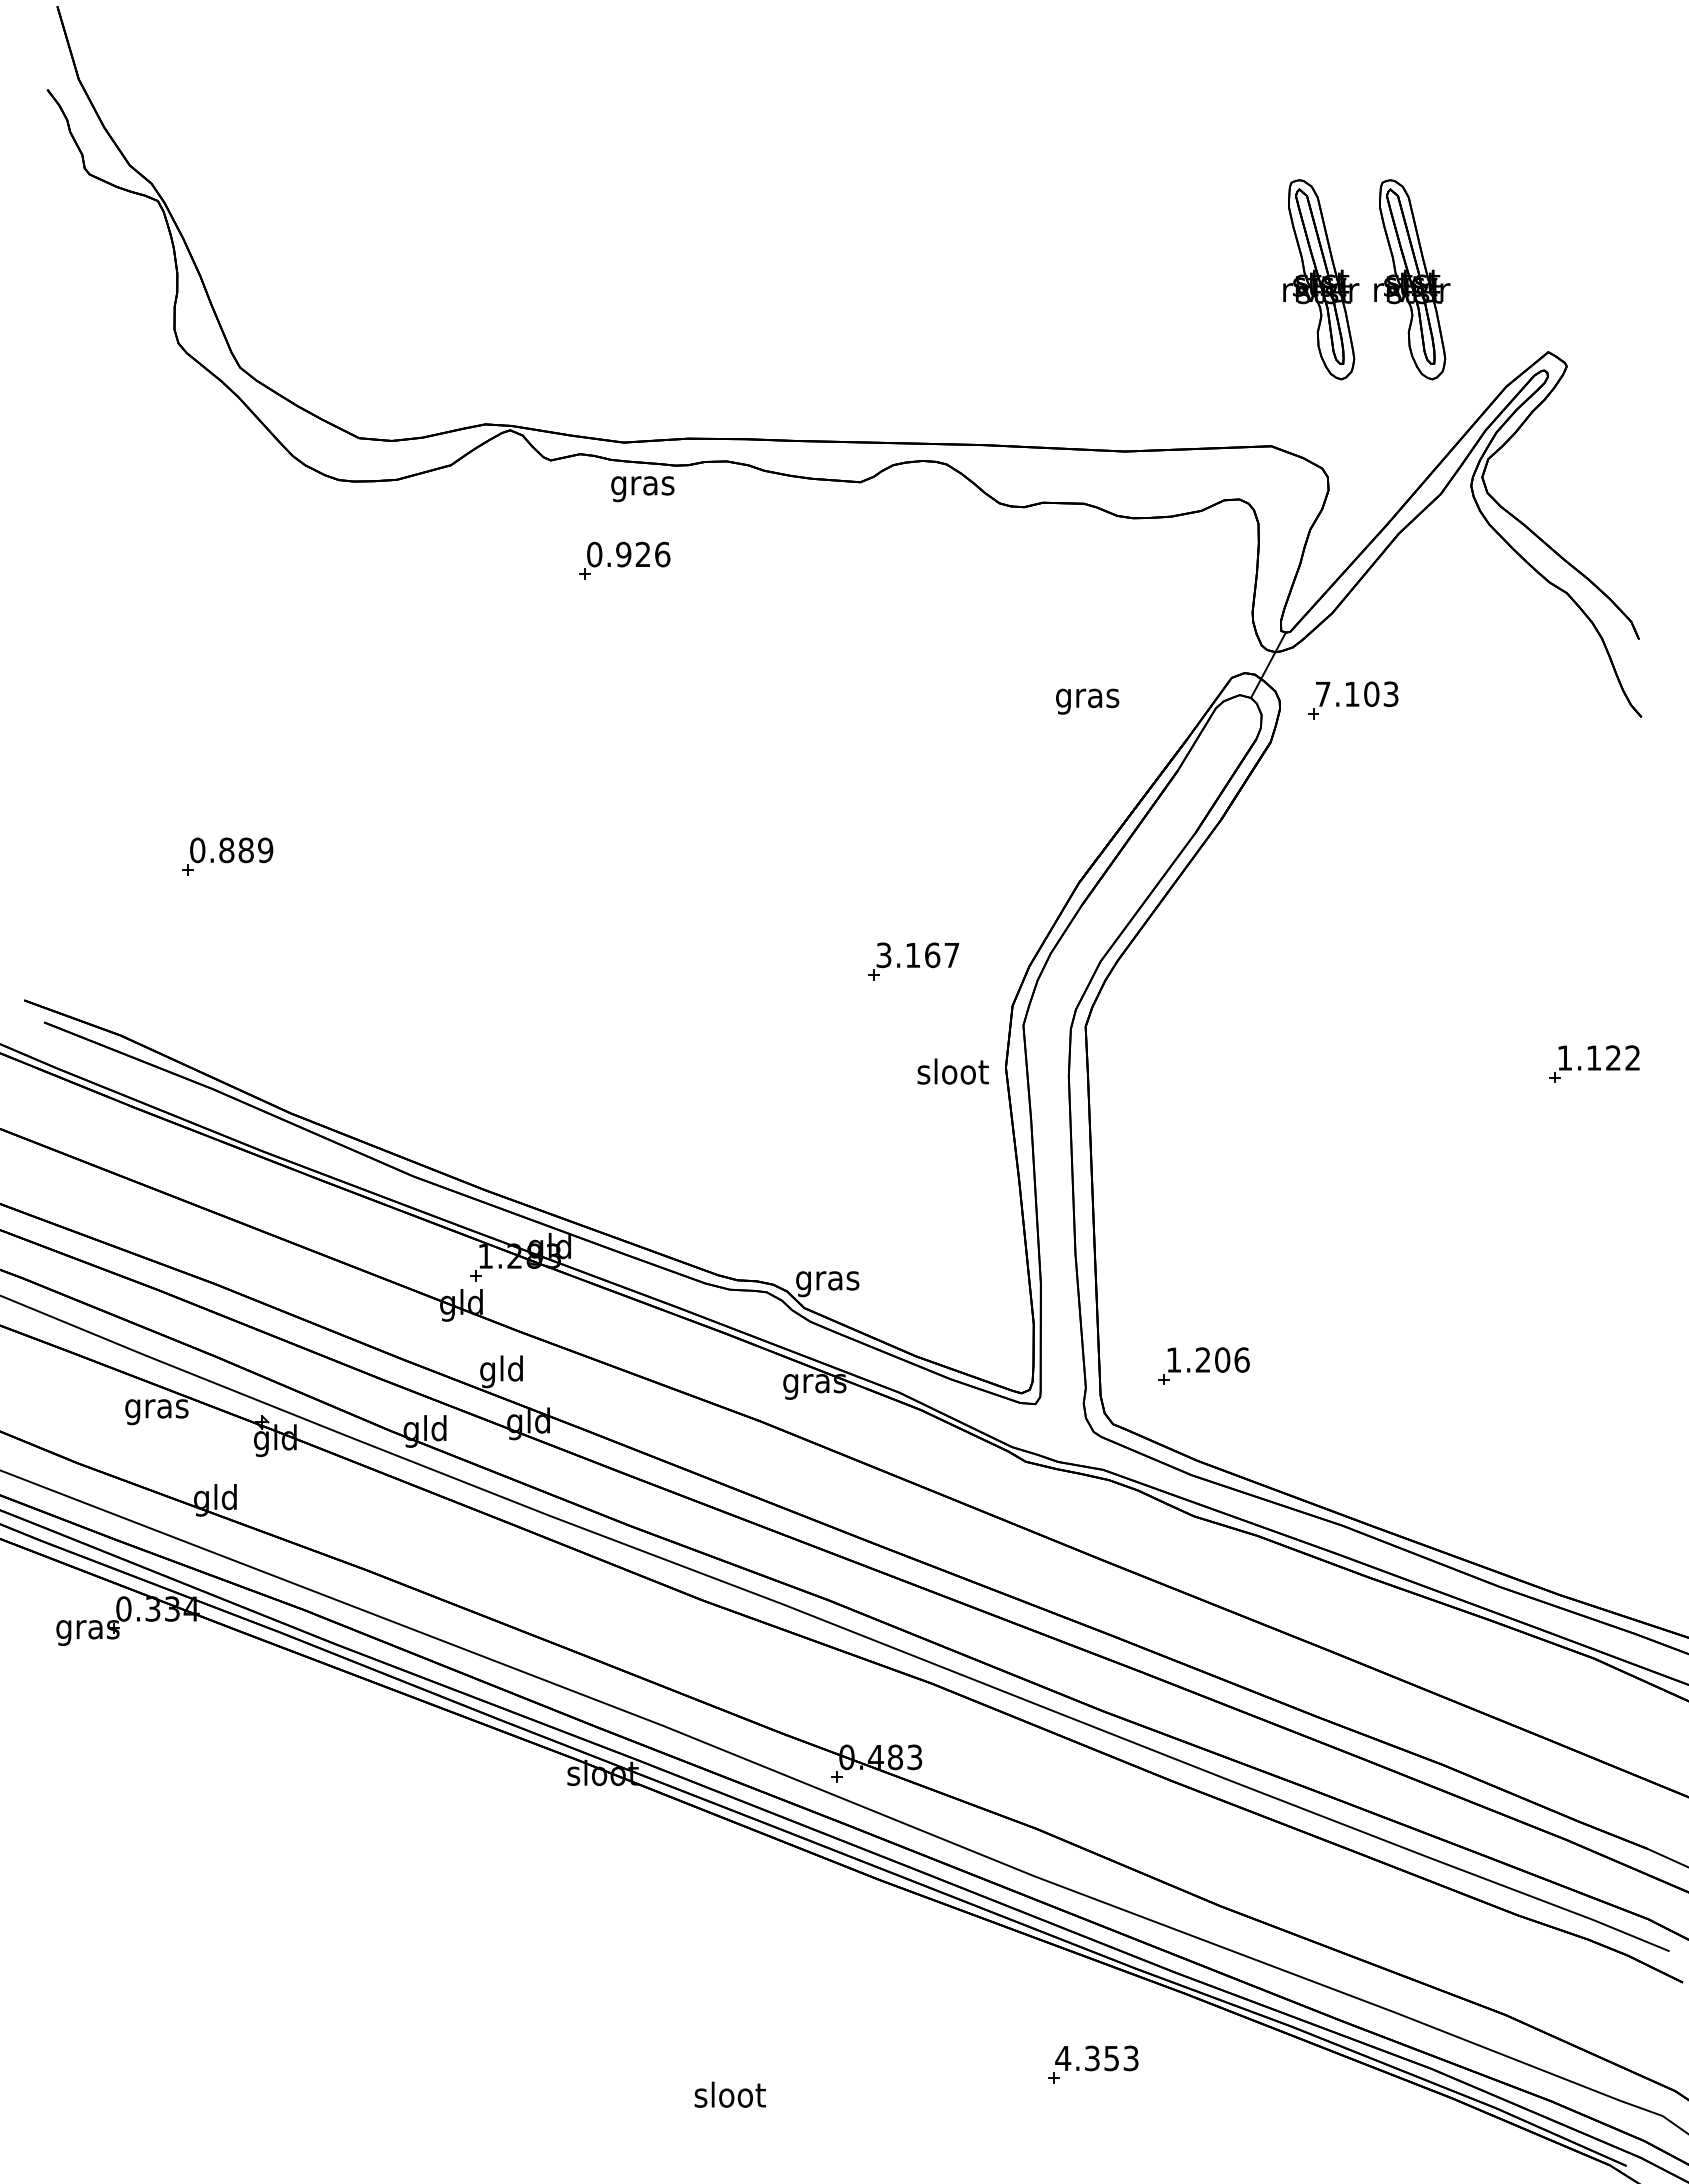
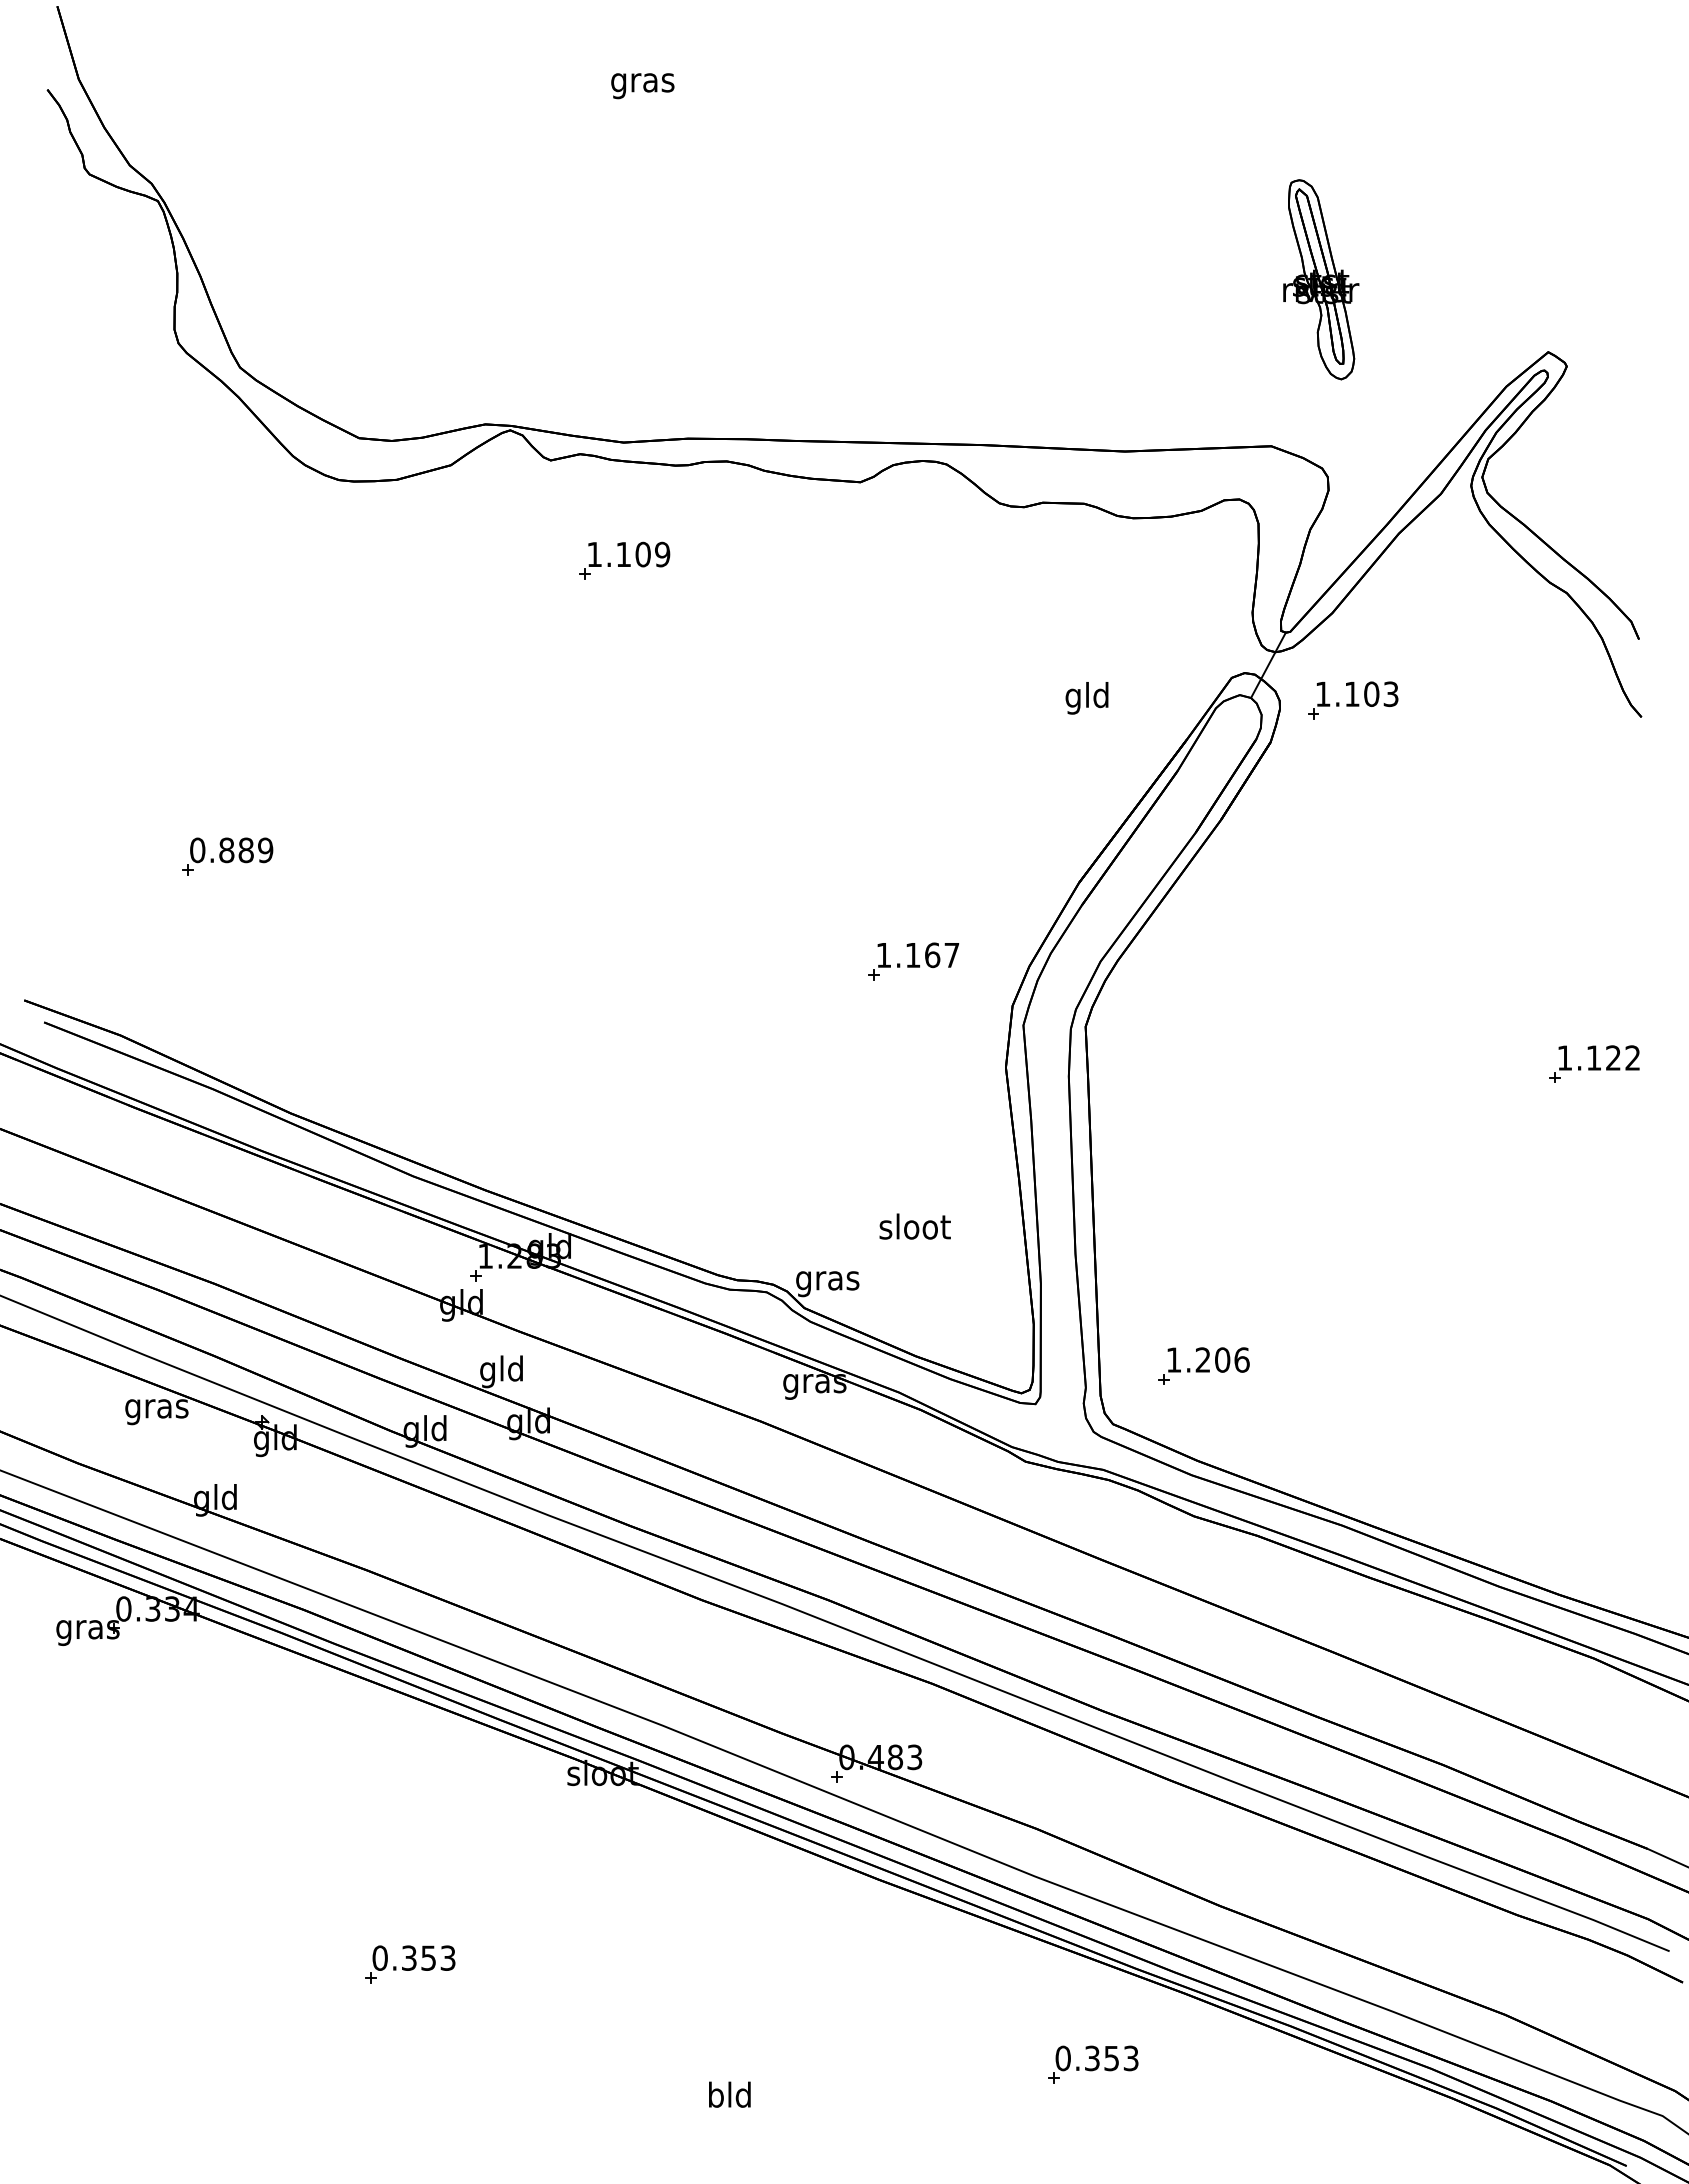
part: present -> none (1412, 279)
text position: (642, 489) -> (642, 86) (642, 86)
text: 0.926 -> 1.109 (628, 554)
text: 7.103 -> 1.103 (1323, 693)
text: gras -> gld (1087, 698)
text: 3.167 -> 1.167 (883, 955)
text position: (952, 1071) -> (914, 1226) (914, 1226)
part: none -> present (410, 1964)
text: 4.353 -> 0.353 (1063, 2058)
text: sloot -> bld (729, 2094)
